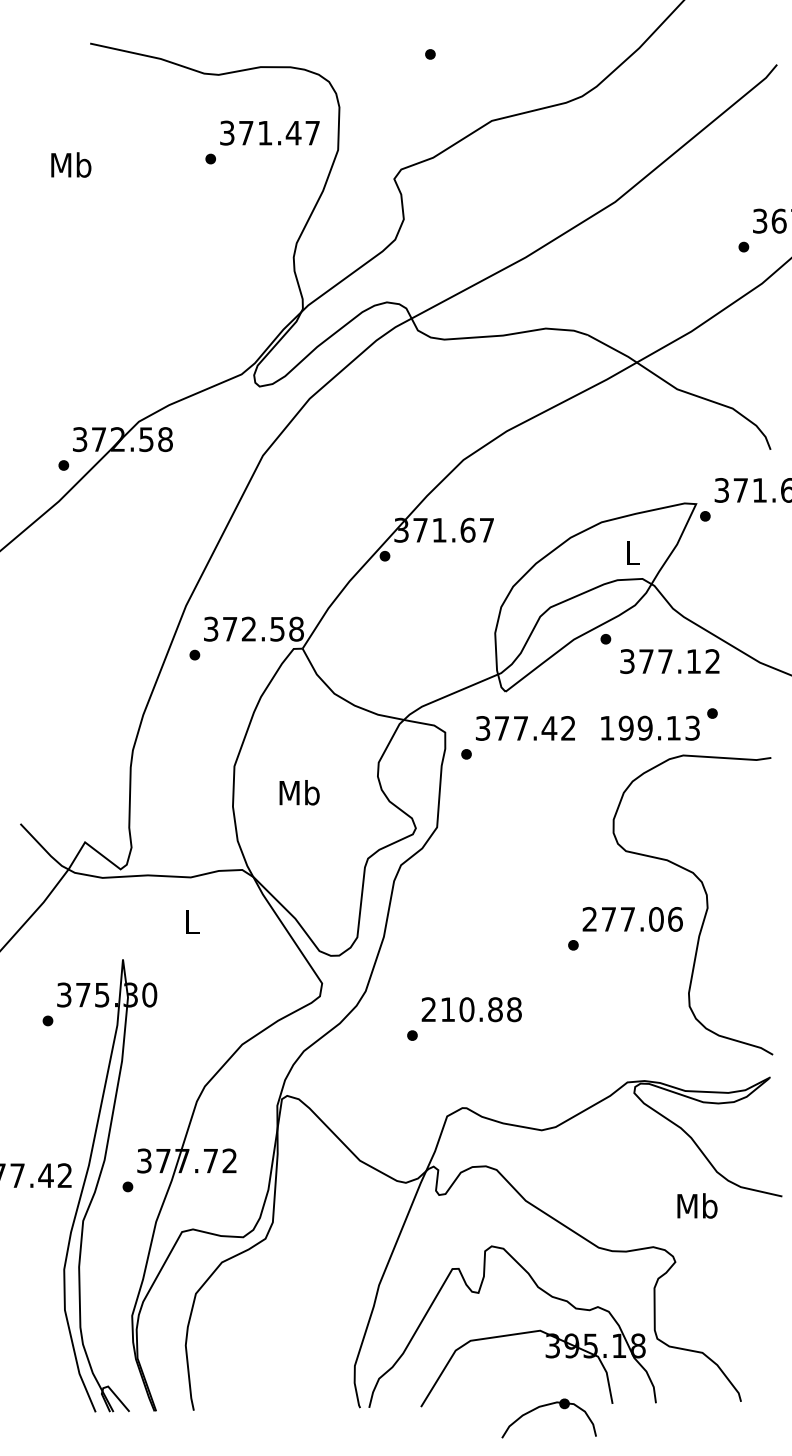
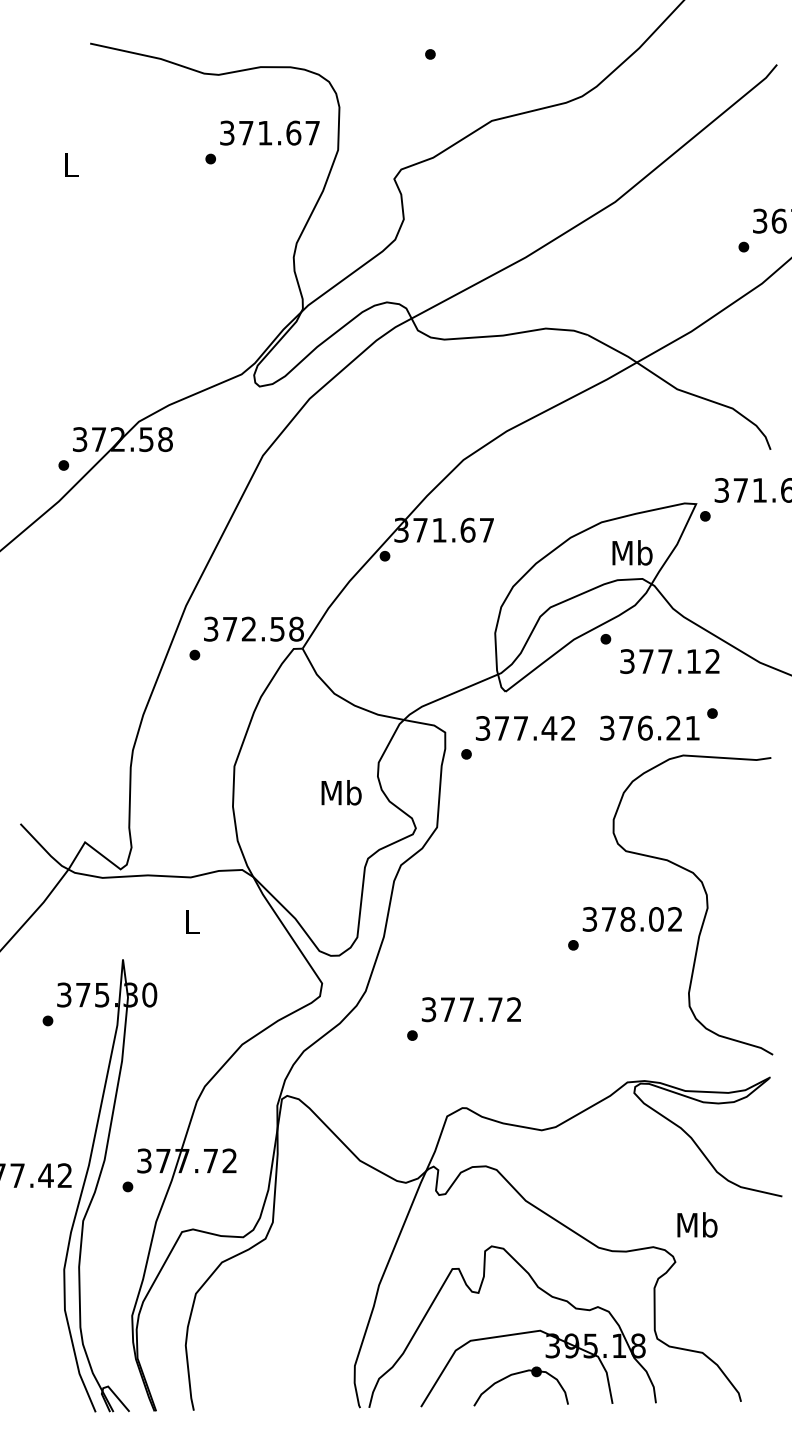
text: 371.47 -> 371.67 (293, 132)
text: Mb -> L (71, 164)
text: L -> Mb (632, 552)
text: 199.13 -> 376.21 (649, 727)
text position: (299, 792) -> (341, 792) (341, 792)
text: 277.06 -> 378.02 (632, 919)
text: 210.88 -> 377.72 (471, 1009)
text position: (697, 1205) -> (697, 1224) (697, 1224)
part position: (545, 1406) -> (517, 1374) (517, 1374)
